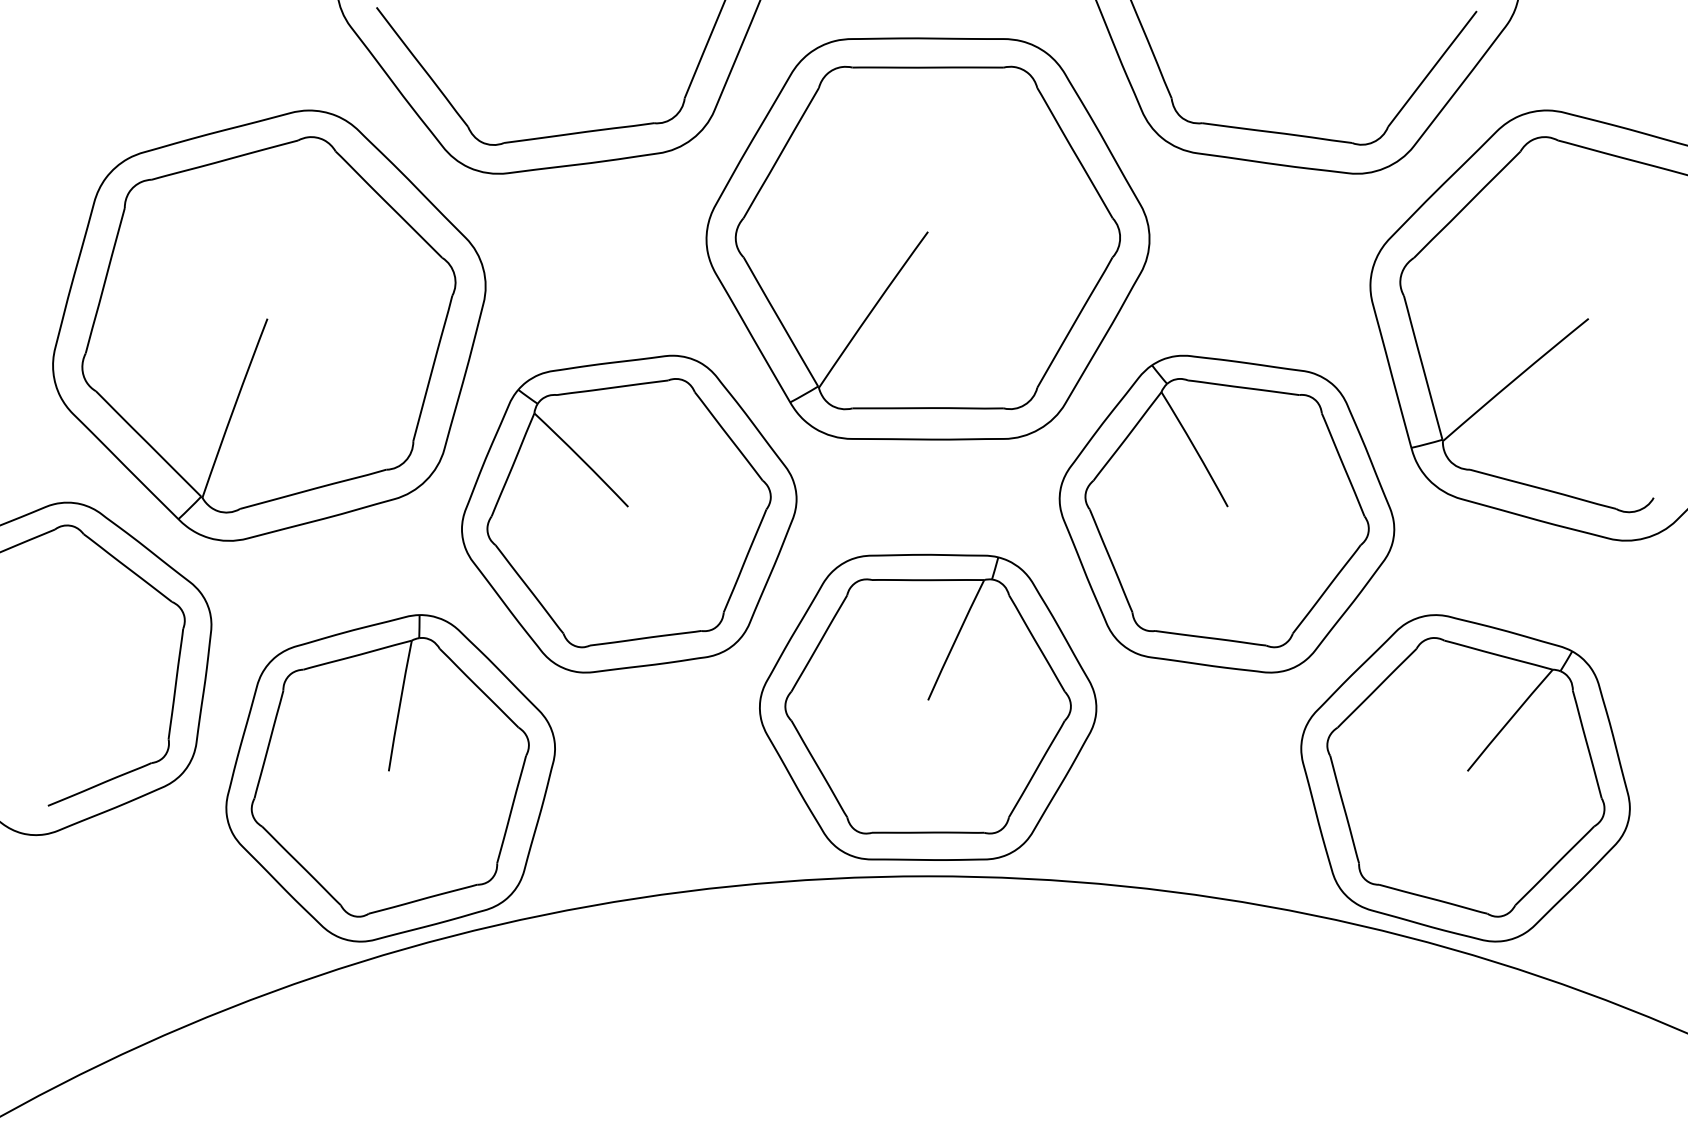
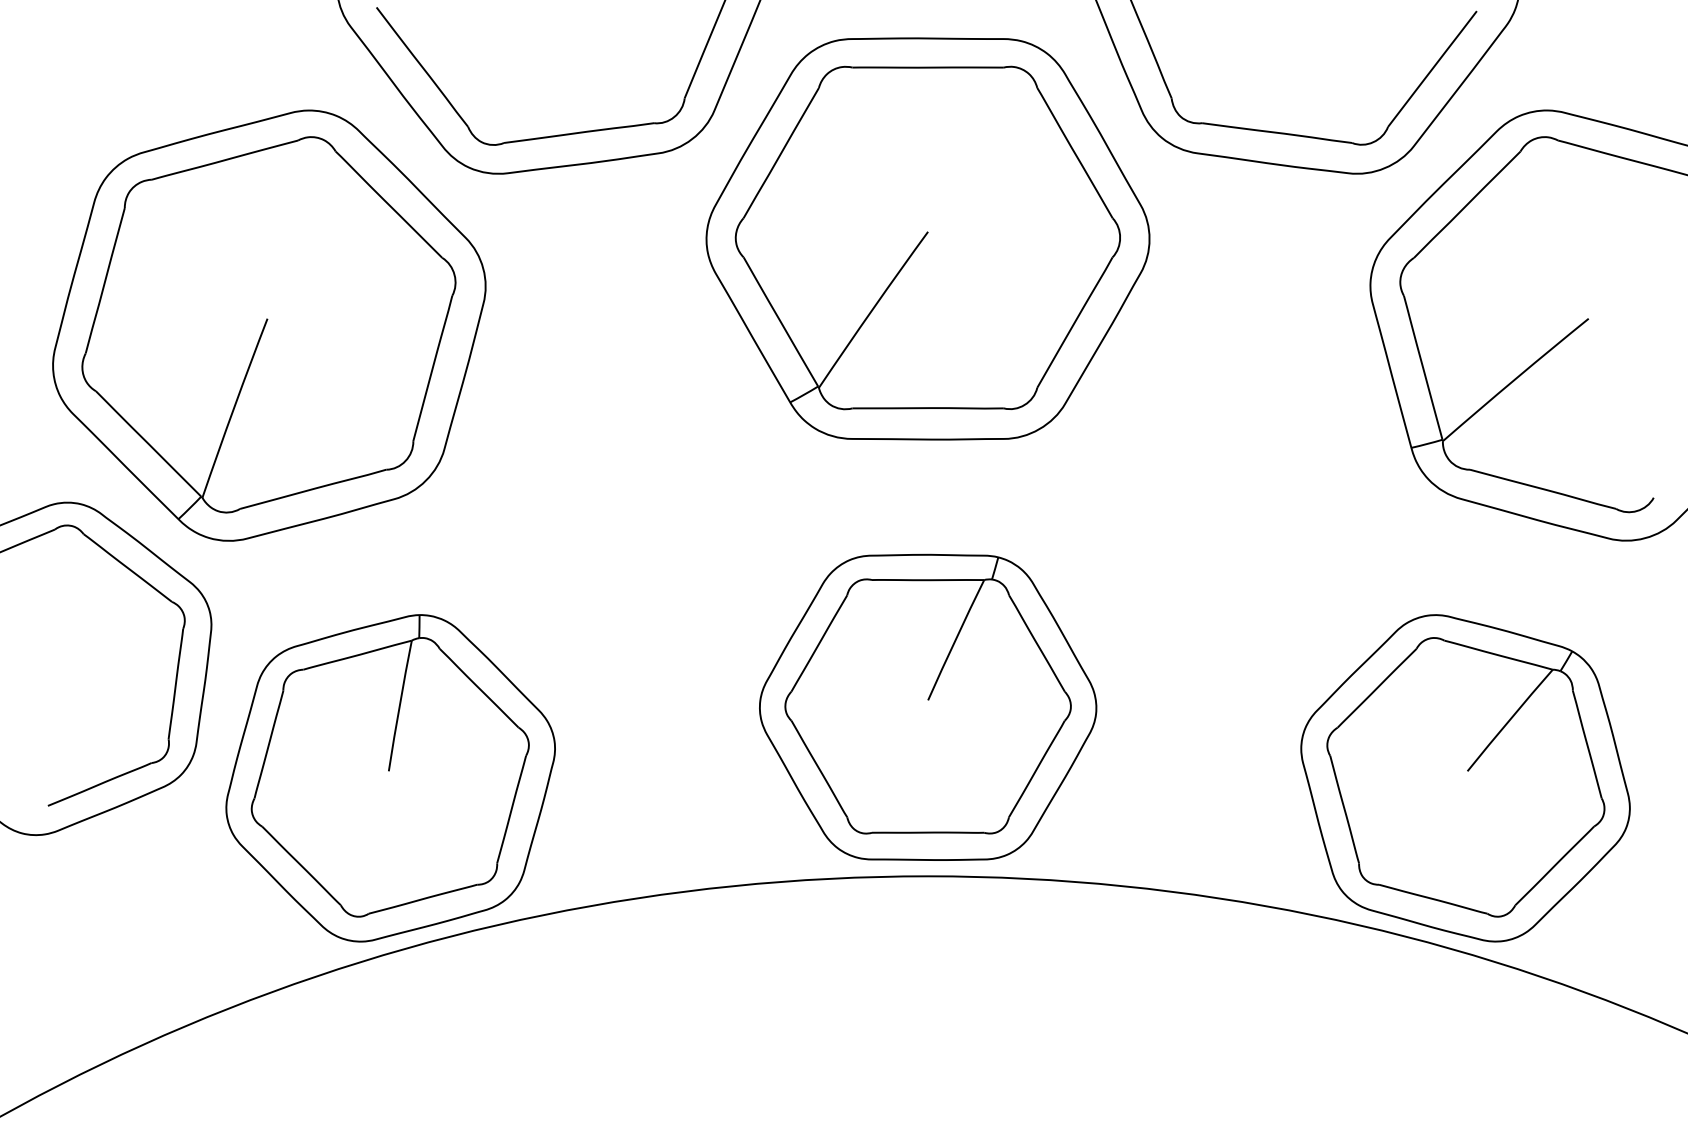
part: present -> none (629, 513)
part: present -> none (1226, 513)
